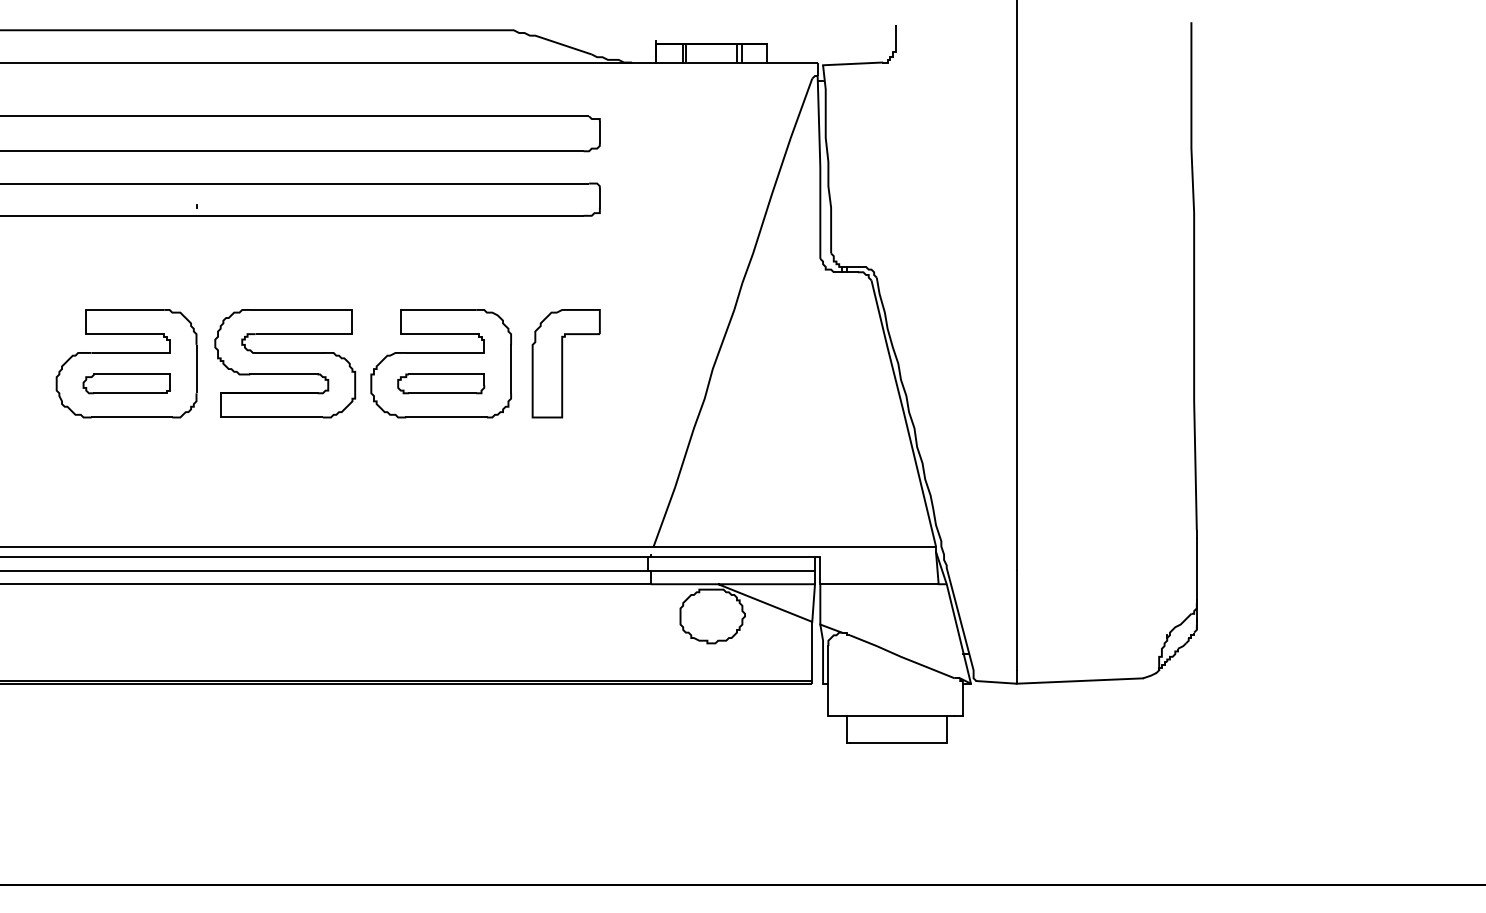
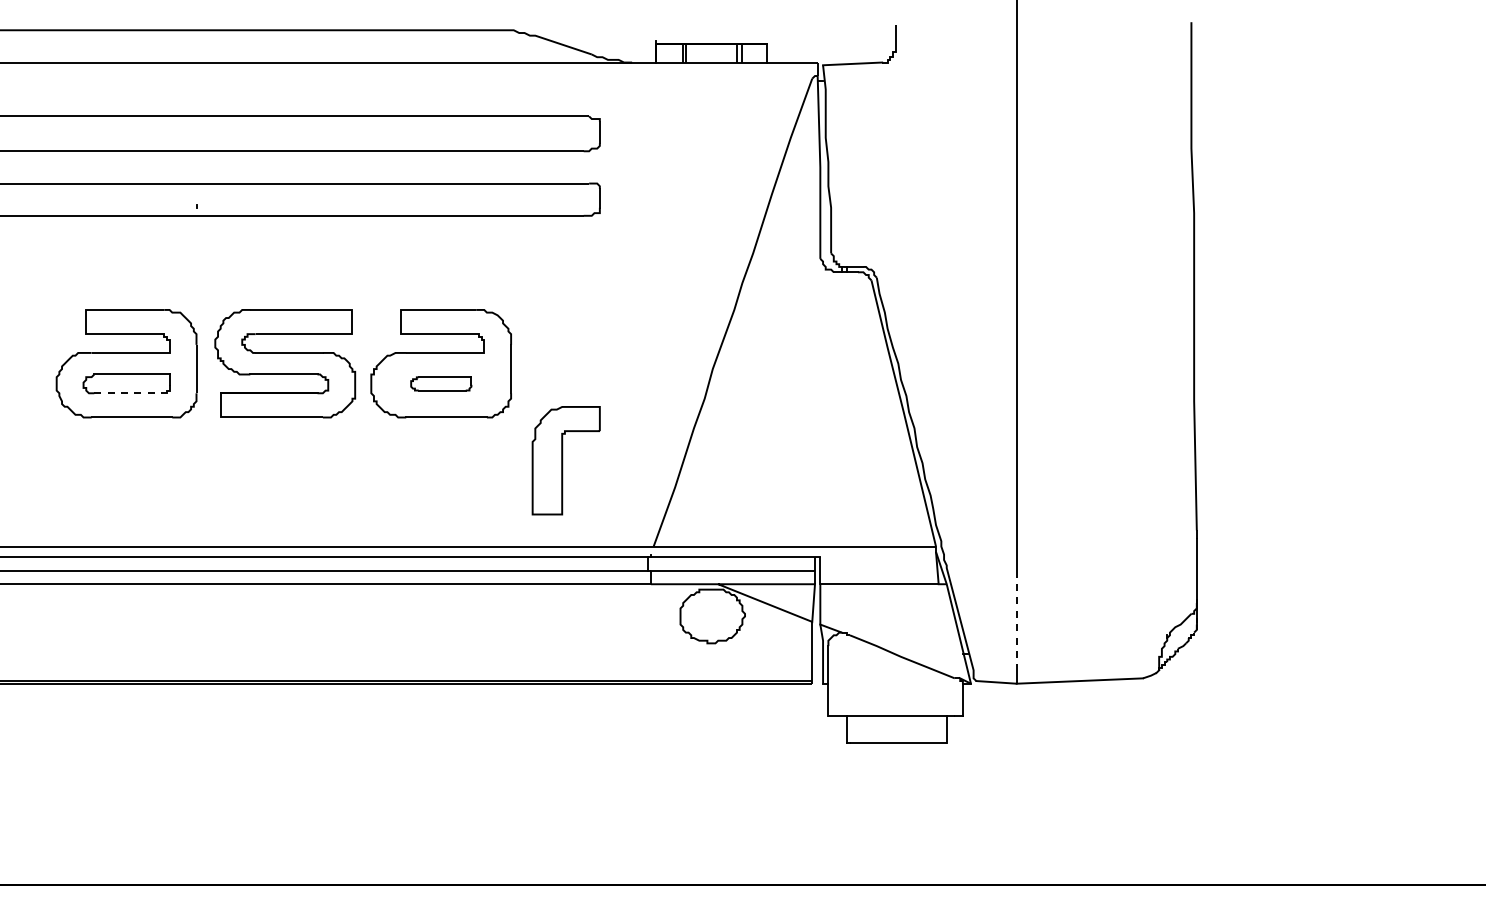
part position: (565, 363) -> (565, 460) (565, 460)
part size: 89x22 px -> 63x16 px (441, 383)
line: solid -> dashed (127, 393)
line: solid -> dashed (1016, 620)
